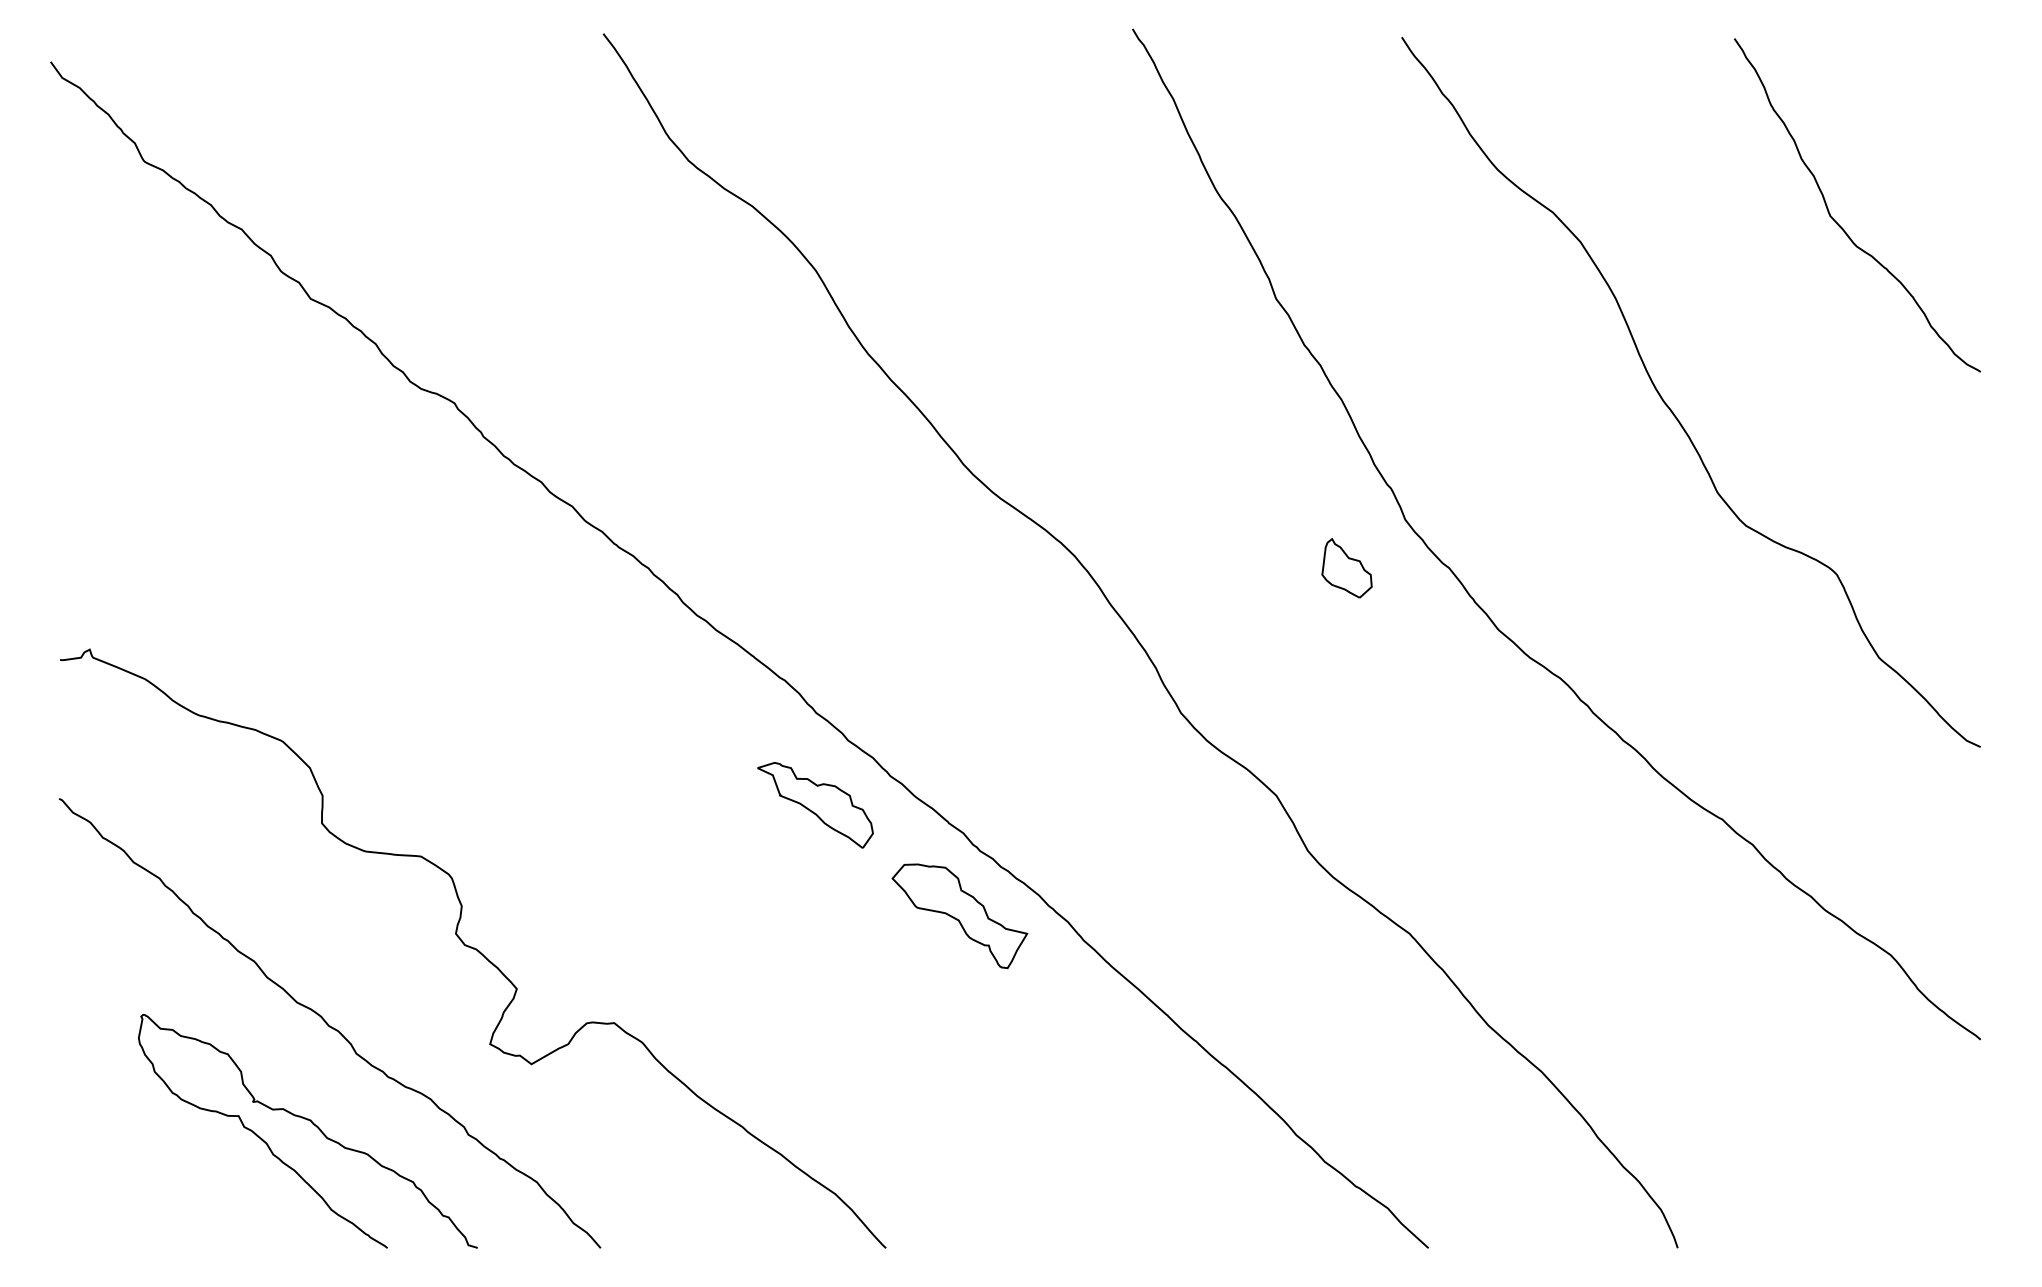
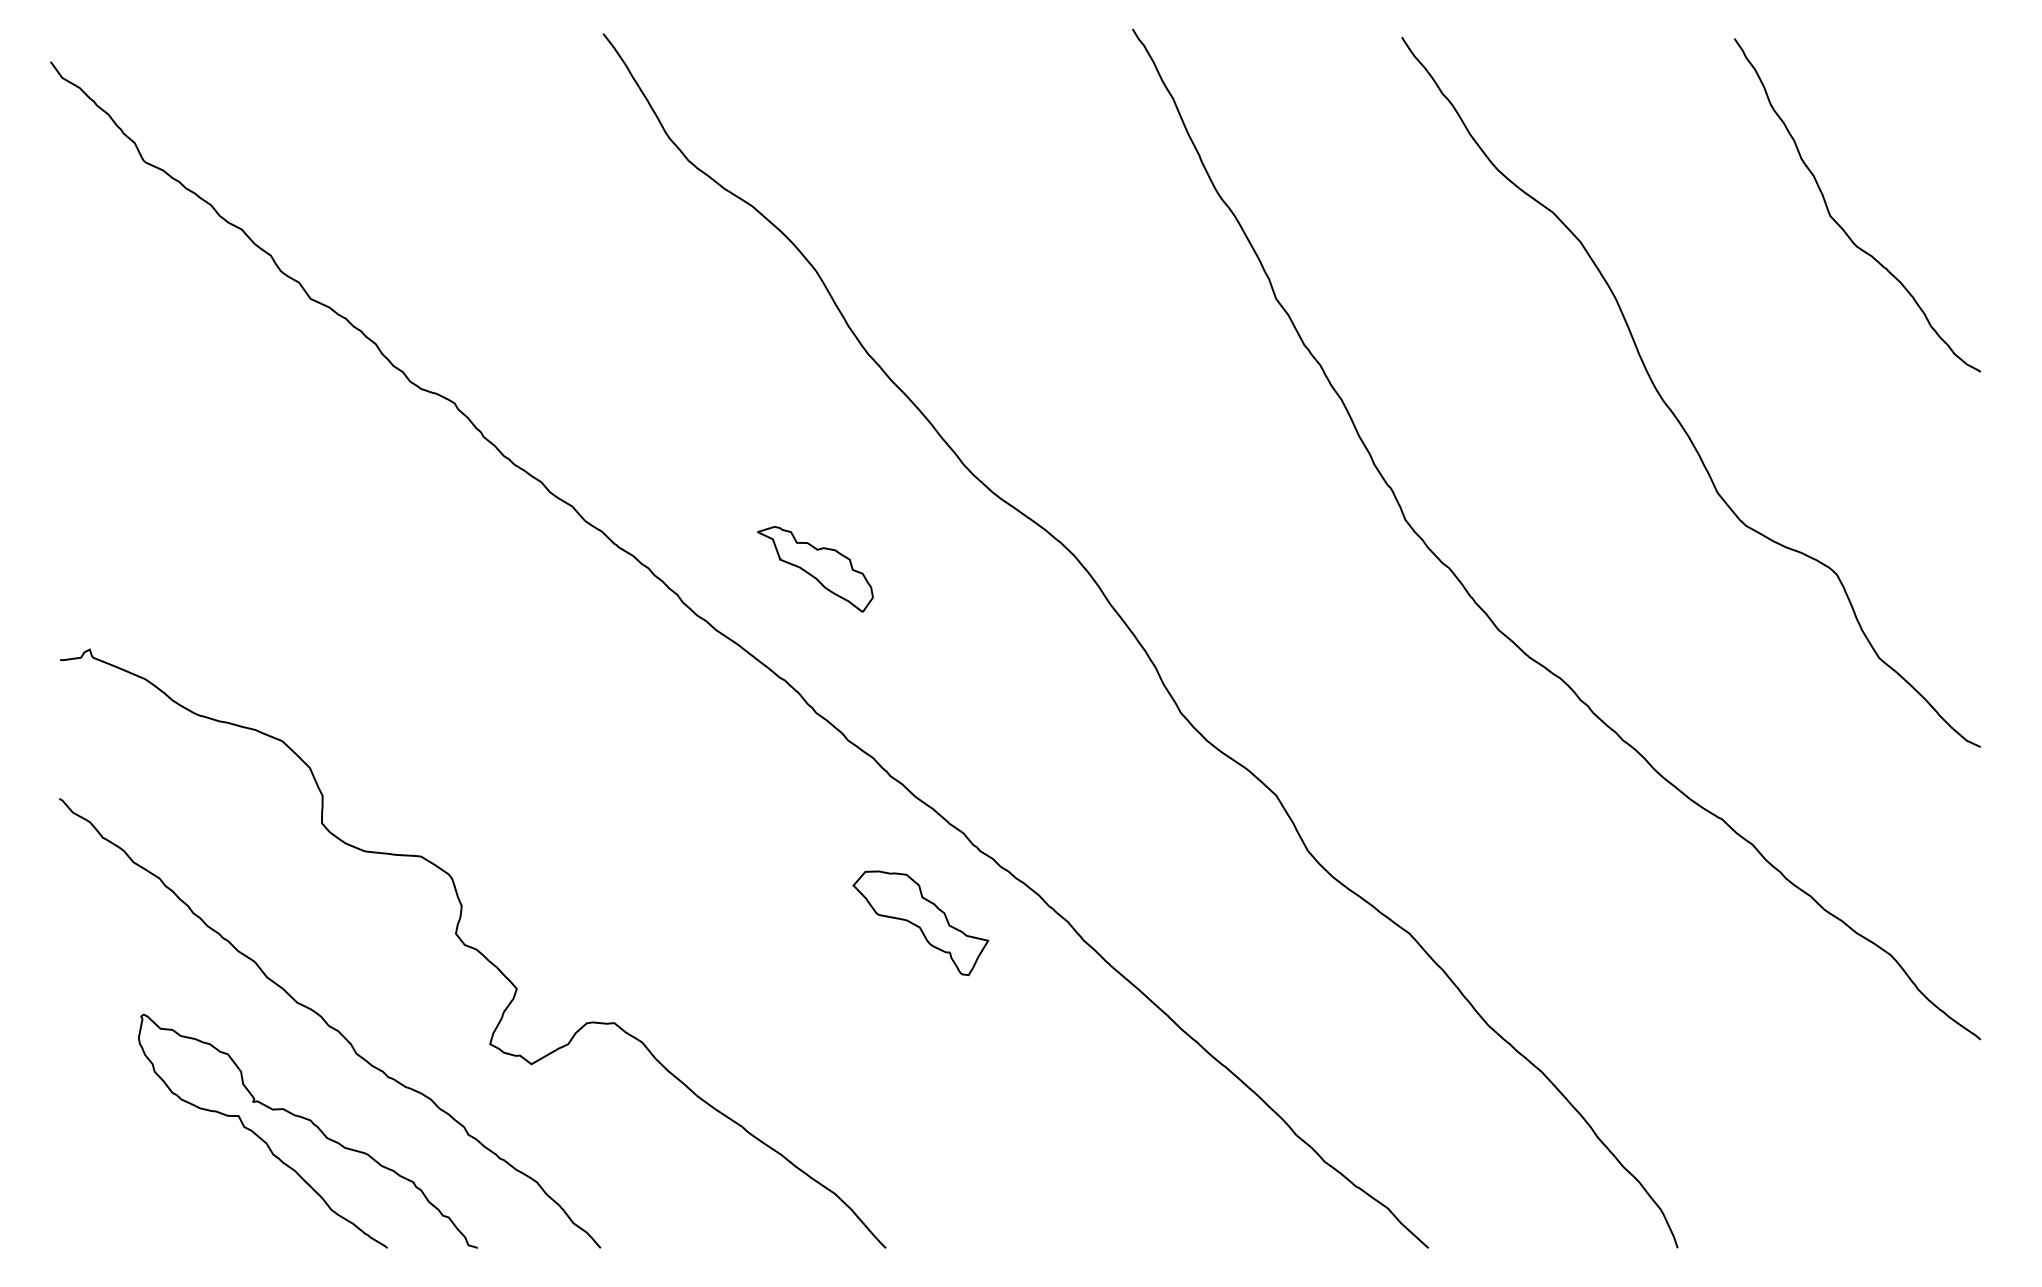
part: present -> none (1346, 567)
part position: (815, 805) -> (815, 569) (815, 569)
part position: (959, 916) -> (920, 923) (920, 923)
